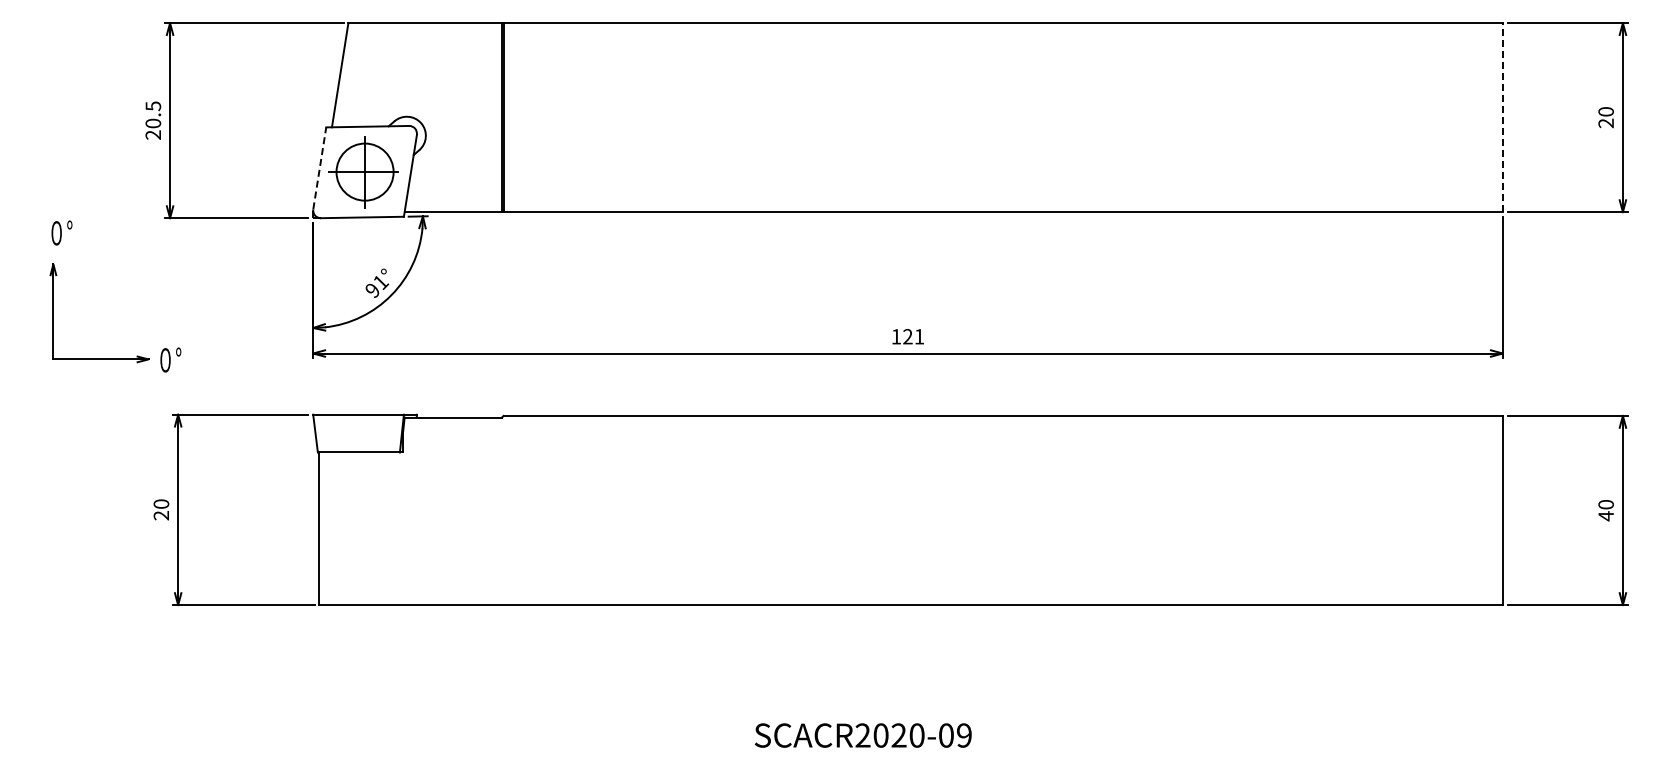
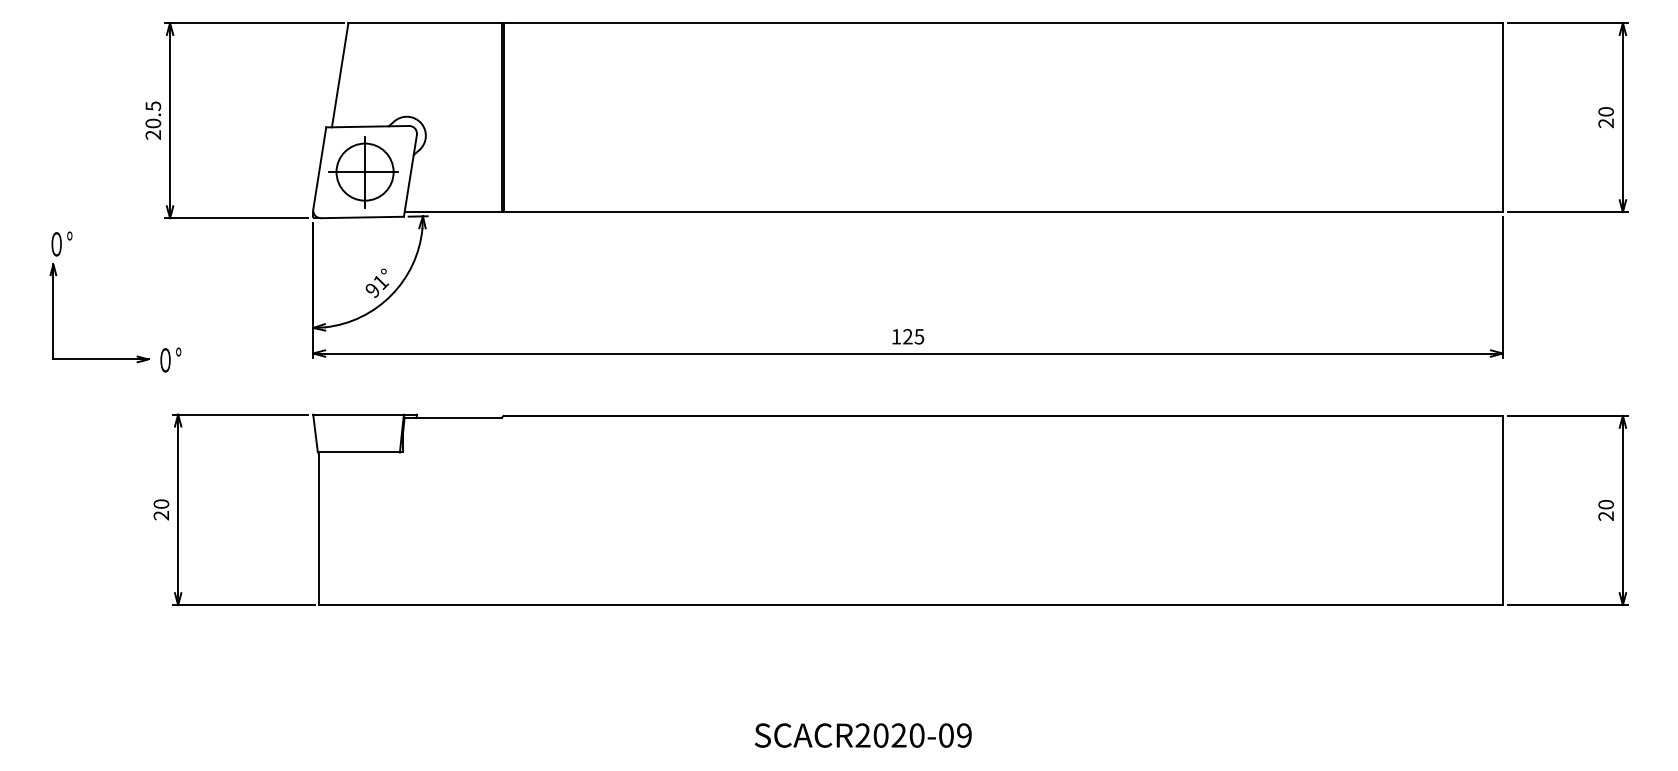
line: dashed -> solid (1502, 117)
line: dashed -> solid (319, 167)
text position: (61, 232) -> (61, 243) (61, 243)
text: 121 -> 125 (919, 336)
text: 40 -> 20 (1605, 516)
